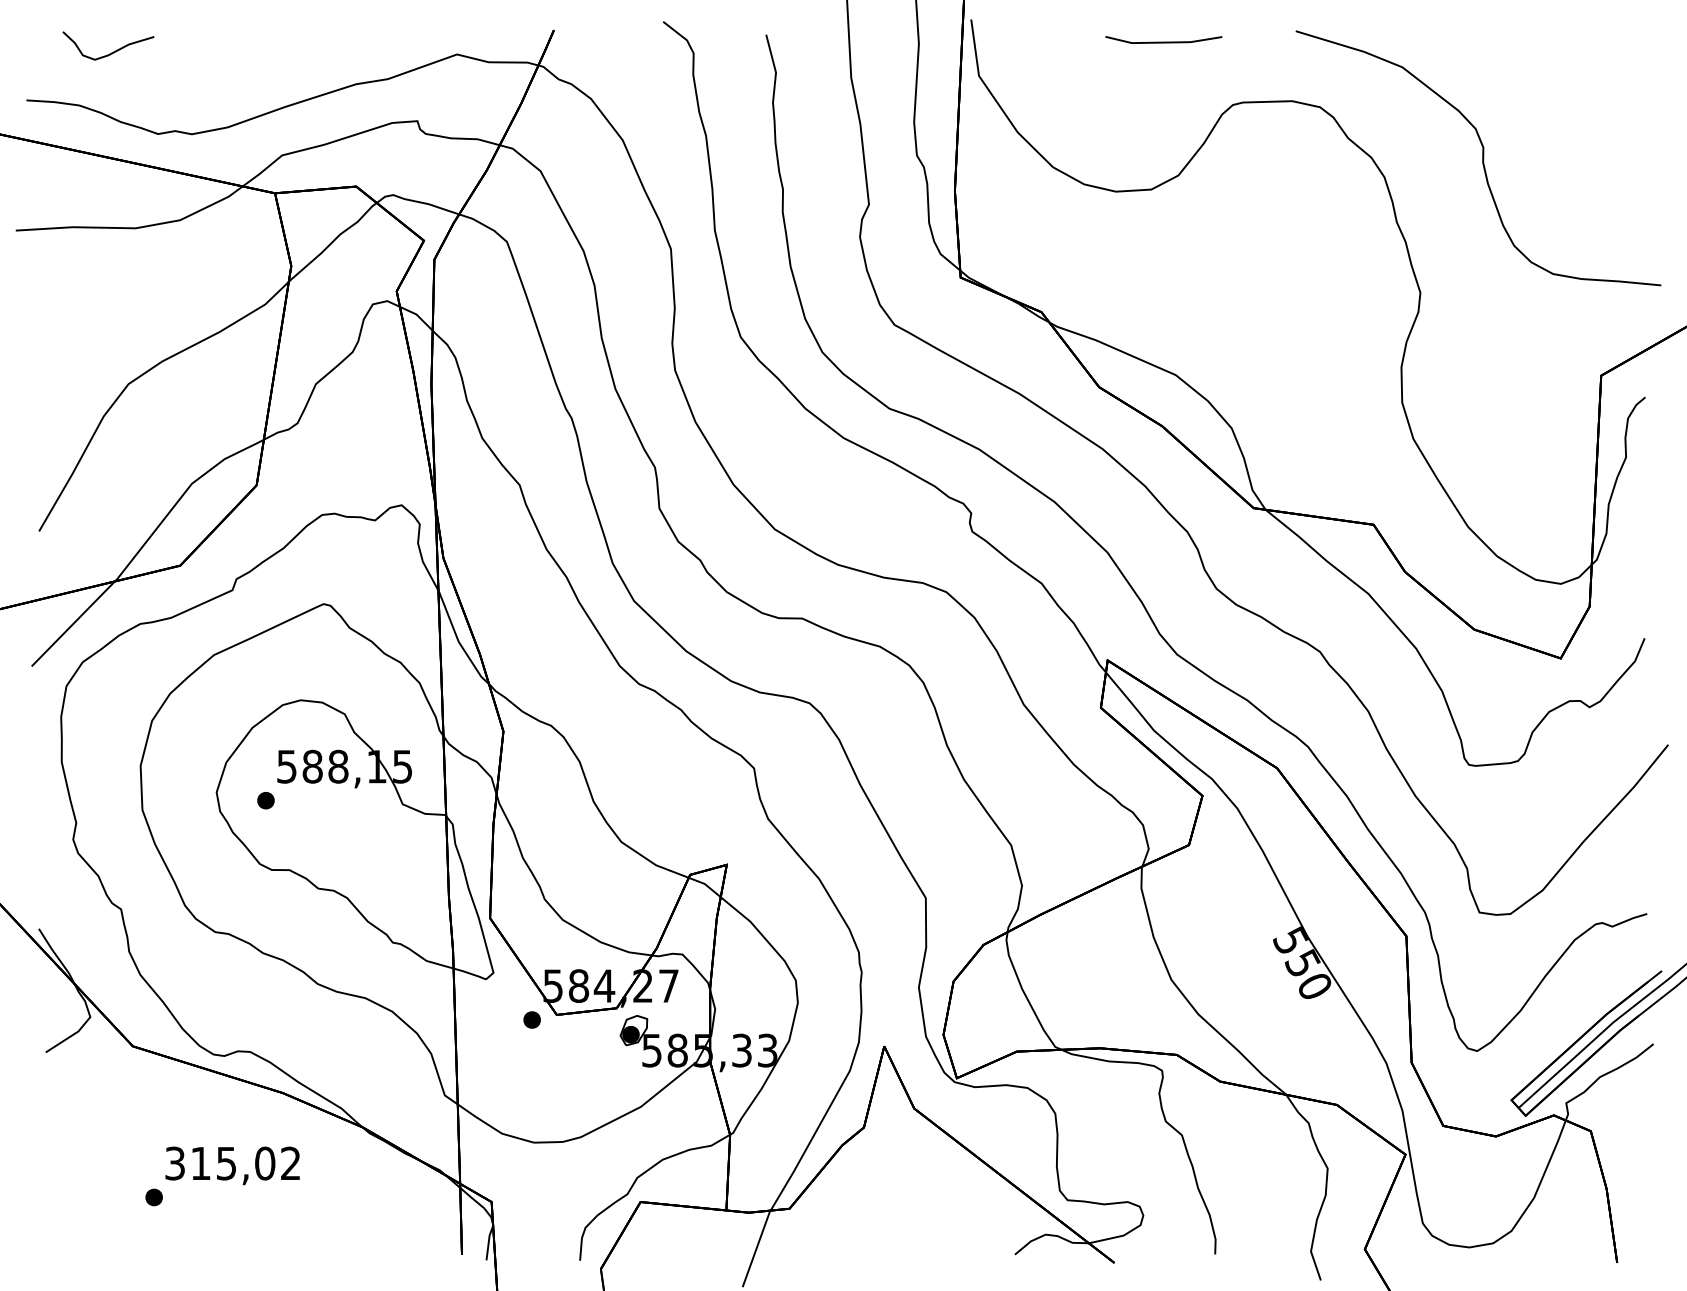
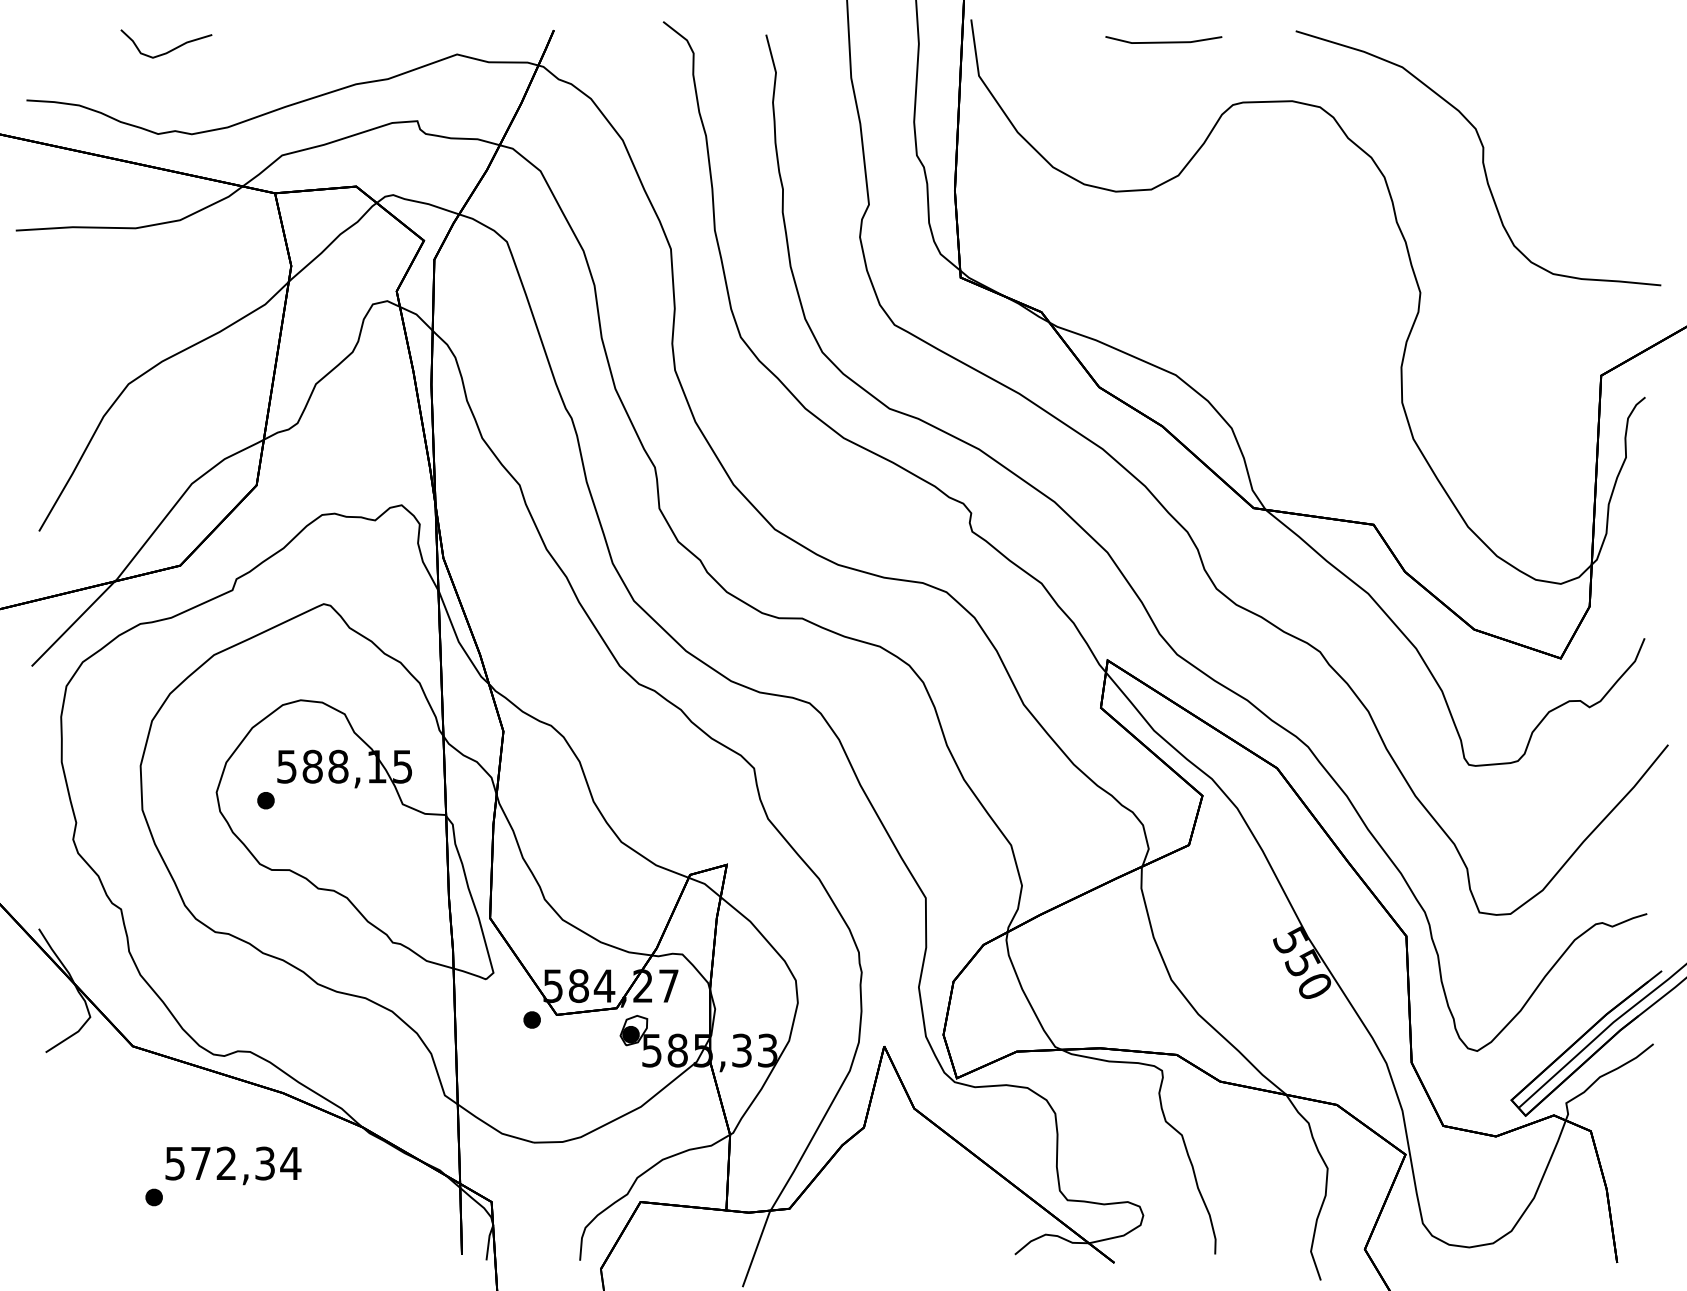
curve position: (111, 52) -> (169, 50) (169, 50)
text: 315,02 -> 572,34 (233, 1163)
